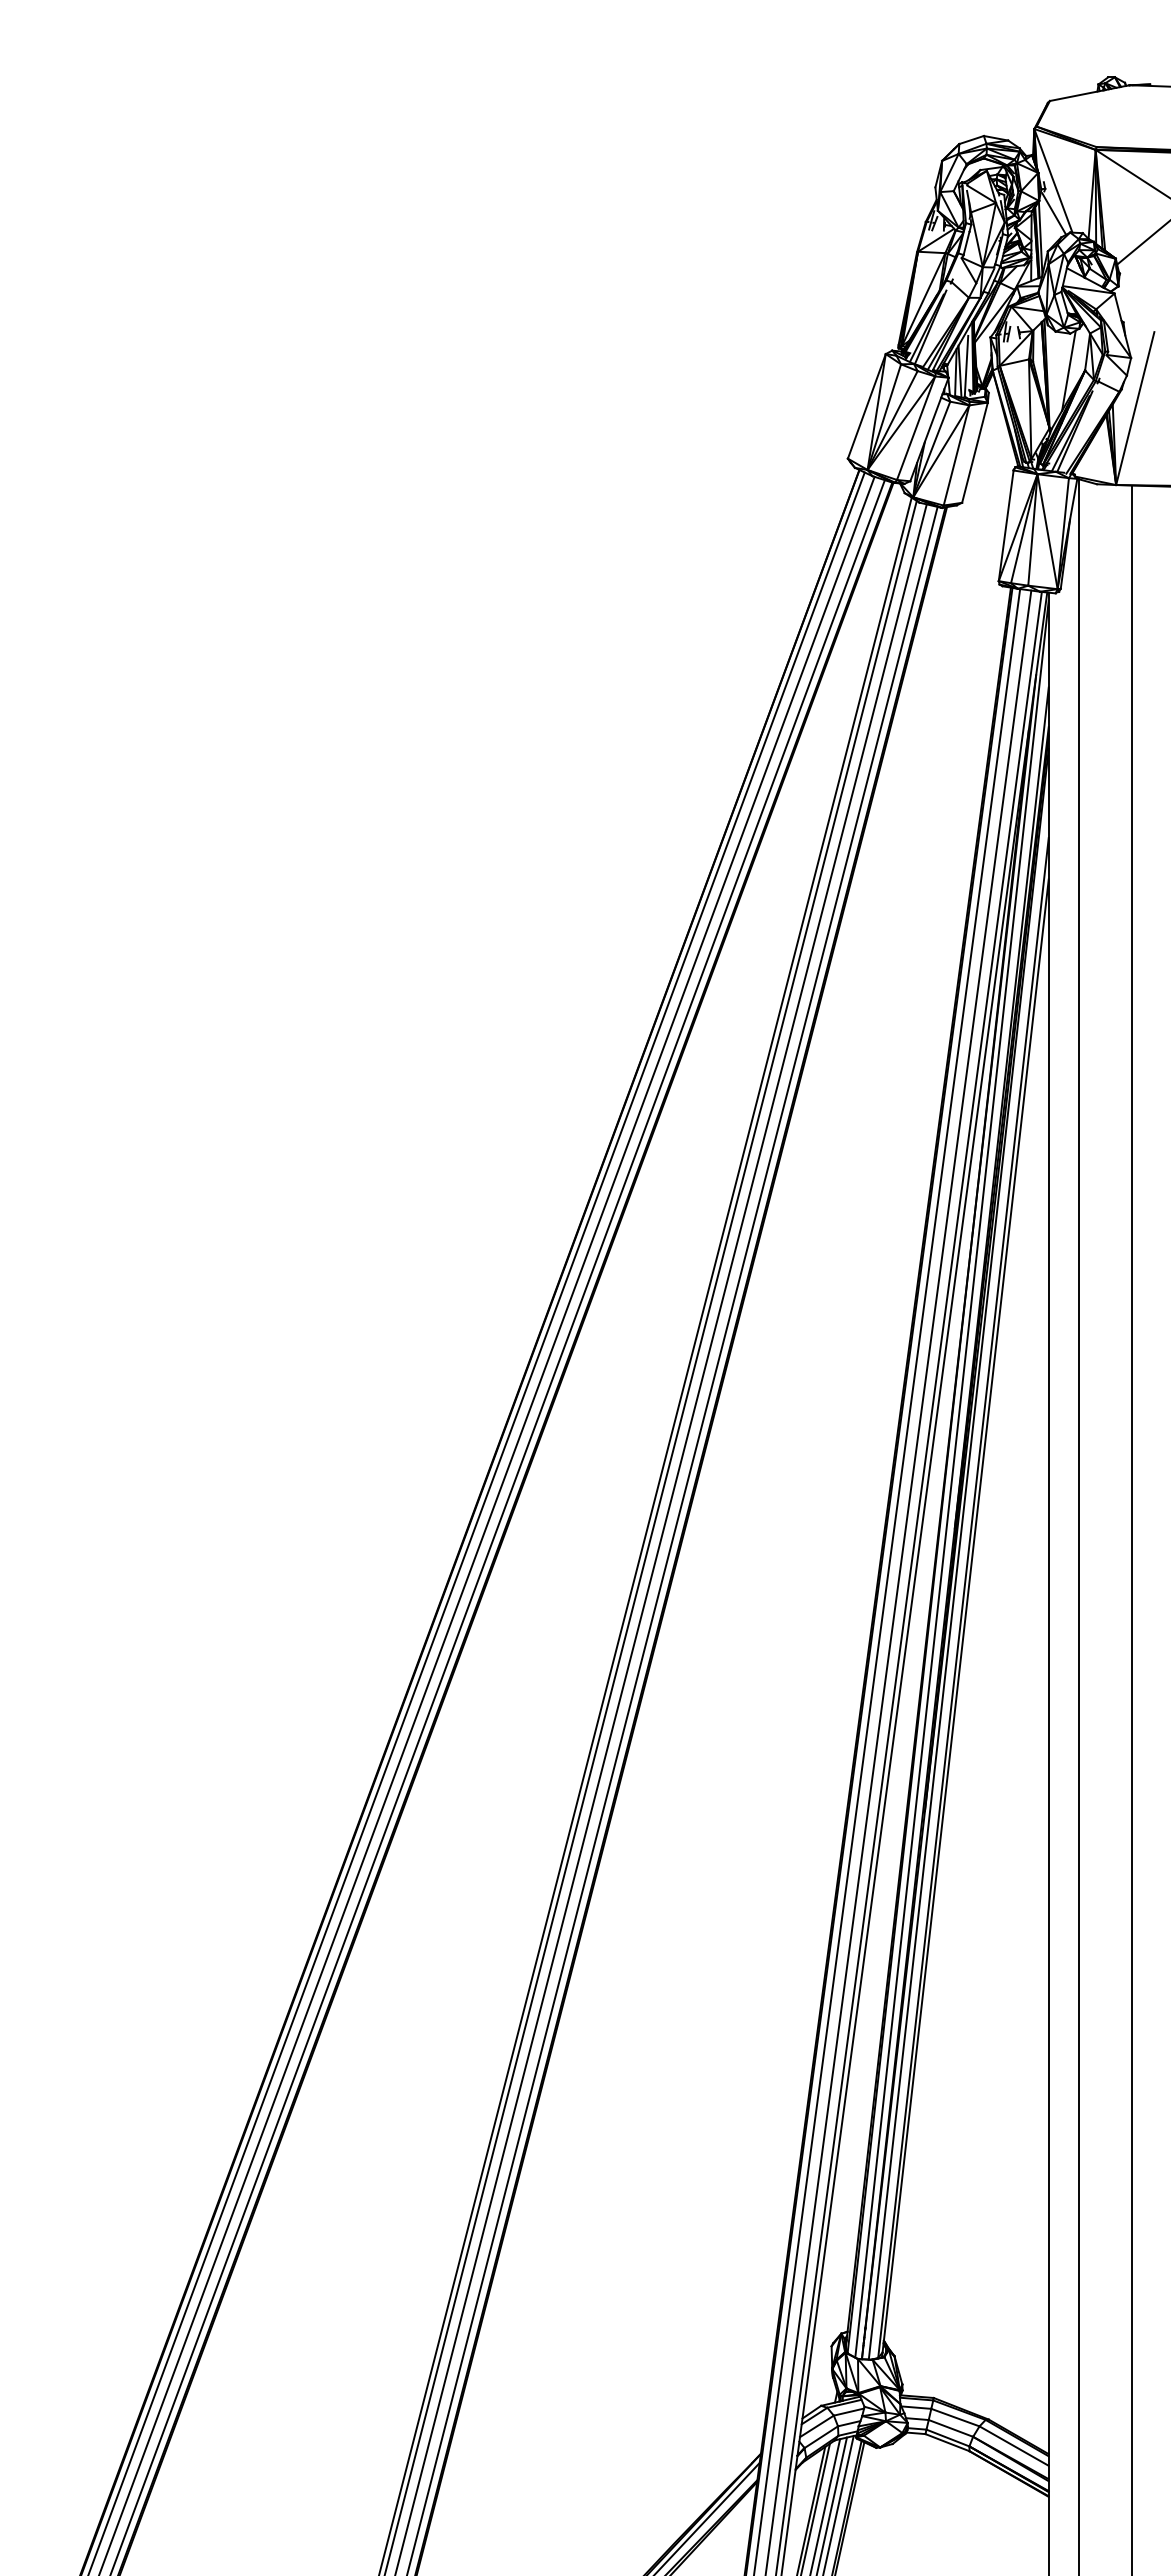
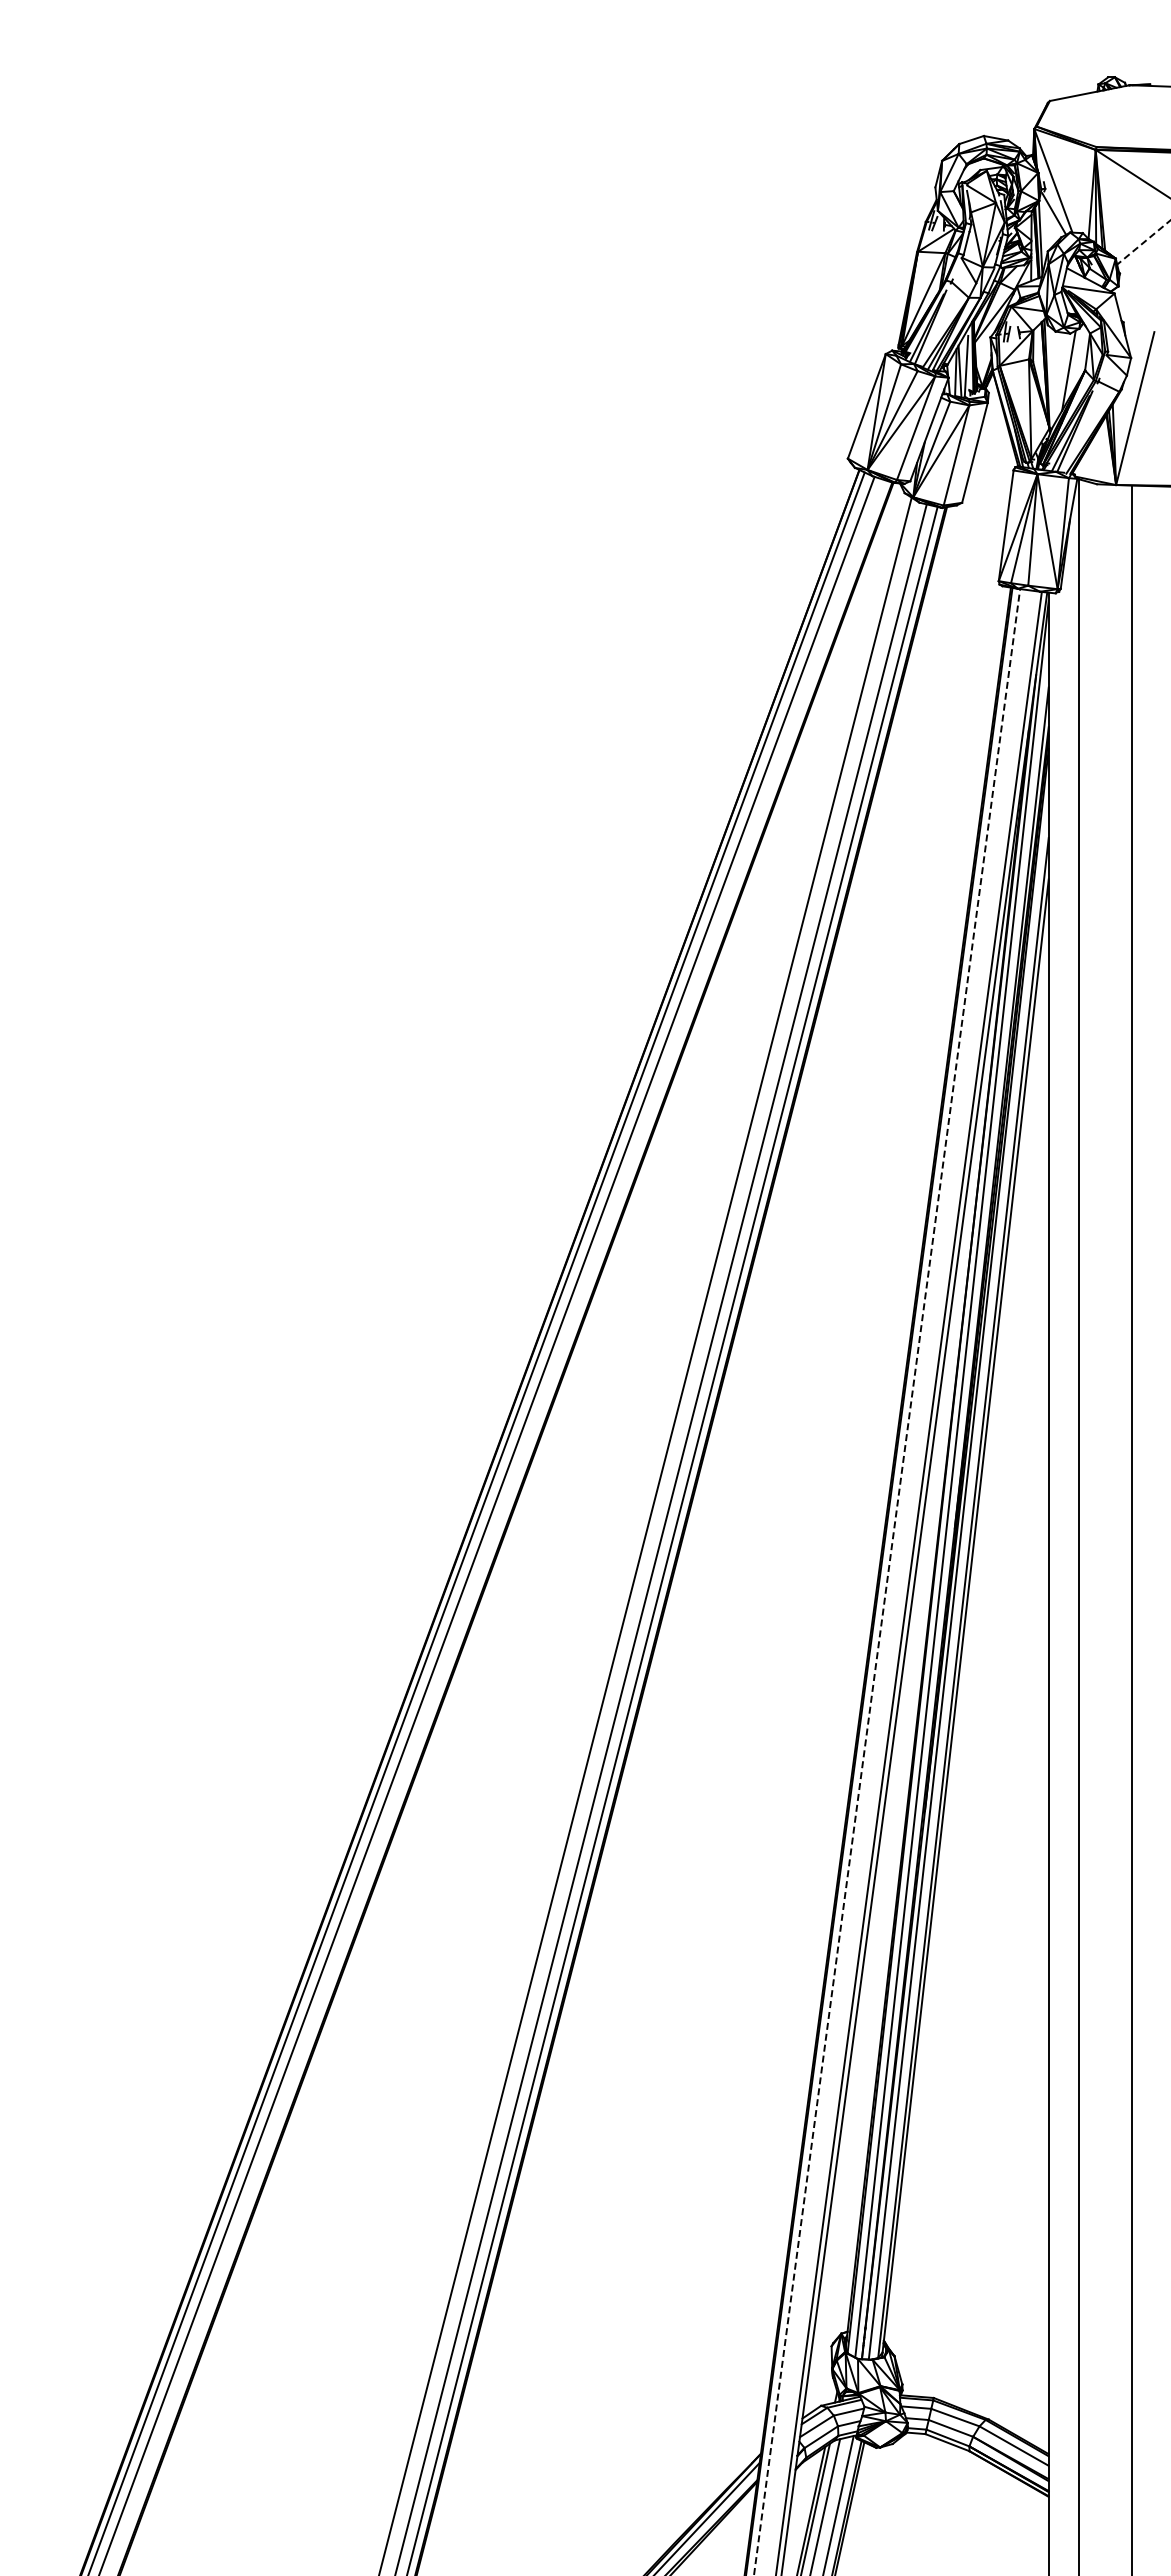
line: solid -> dashed (1143, 242)
line: present -> none (497, 1526)
line: present -> none (650, 1536)
line: present -> none (898, 1581)
line: solid -> dashed (887, 1582)
line: present -> none (831, 2504)
